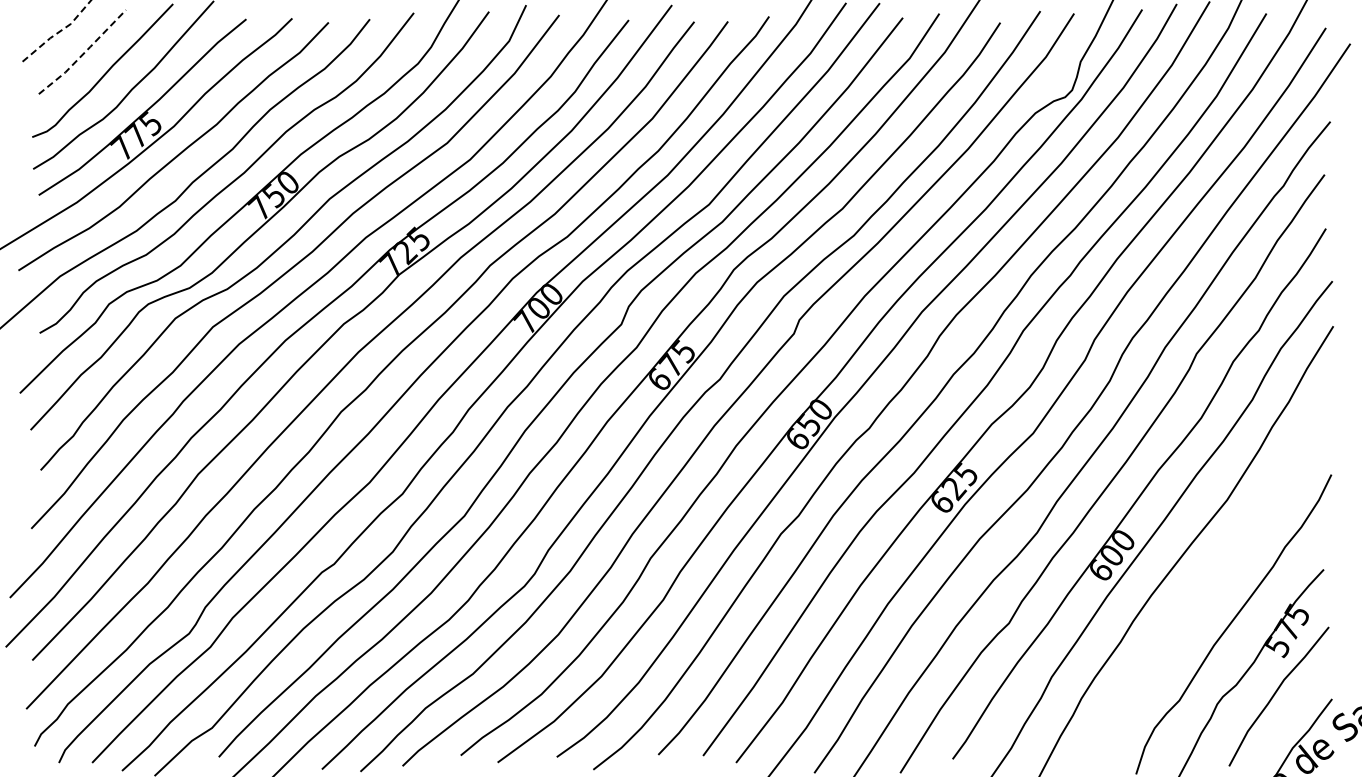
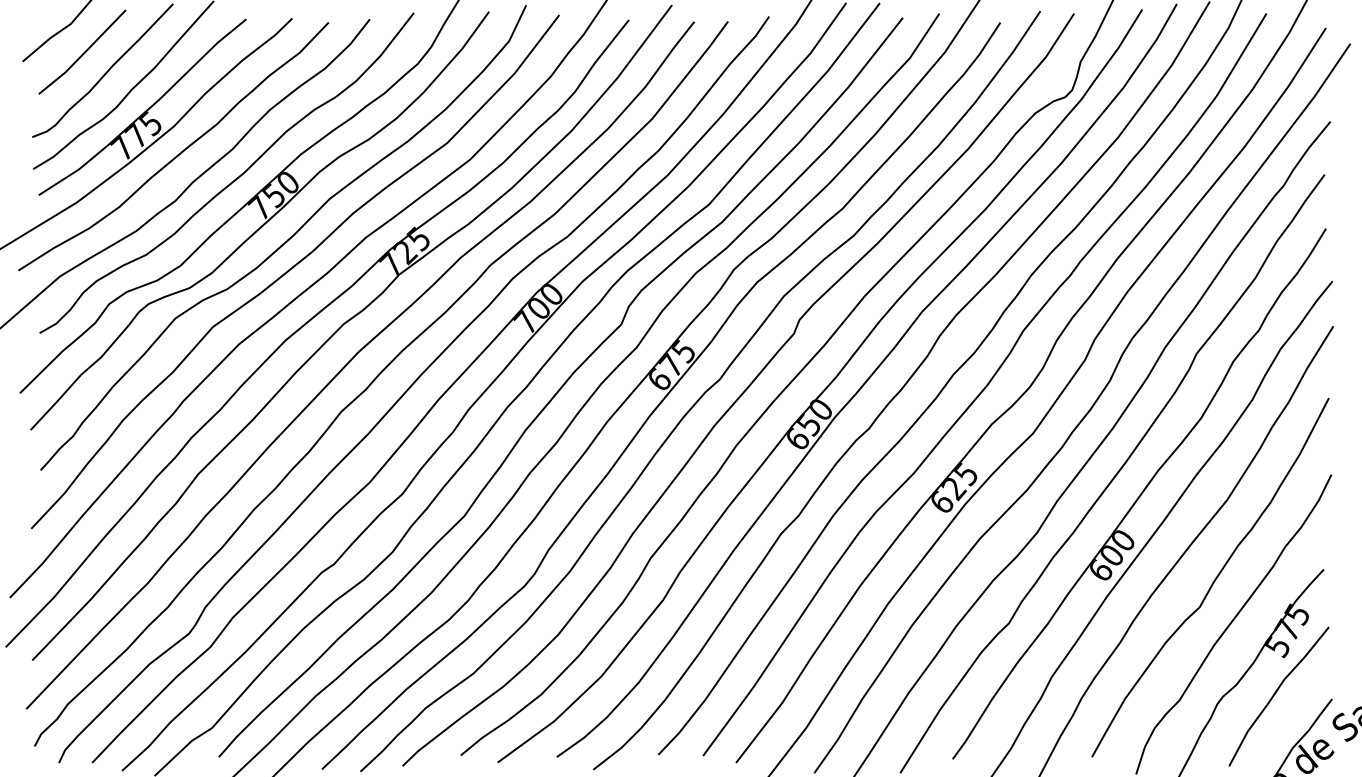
line: dashed -> solid (58, 32)
line: dashed -> solid (84, 53)
curve: none -> present (1213, 580)
